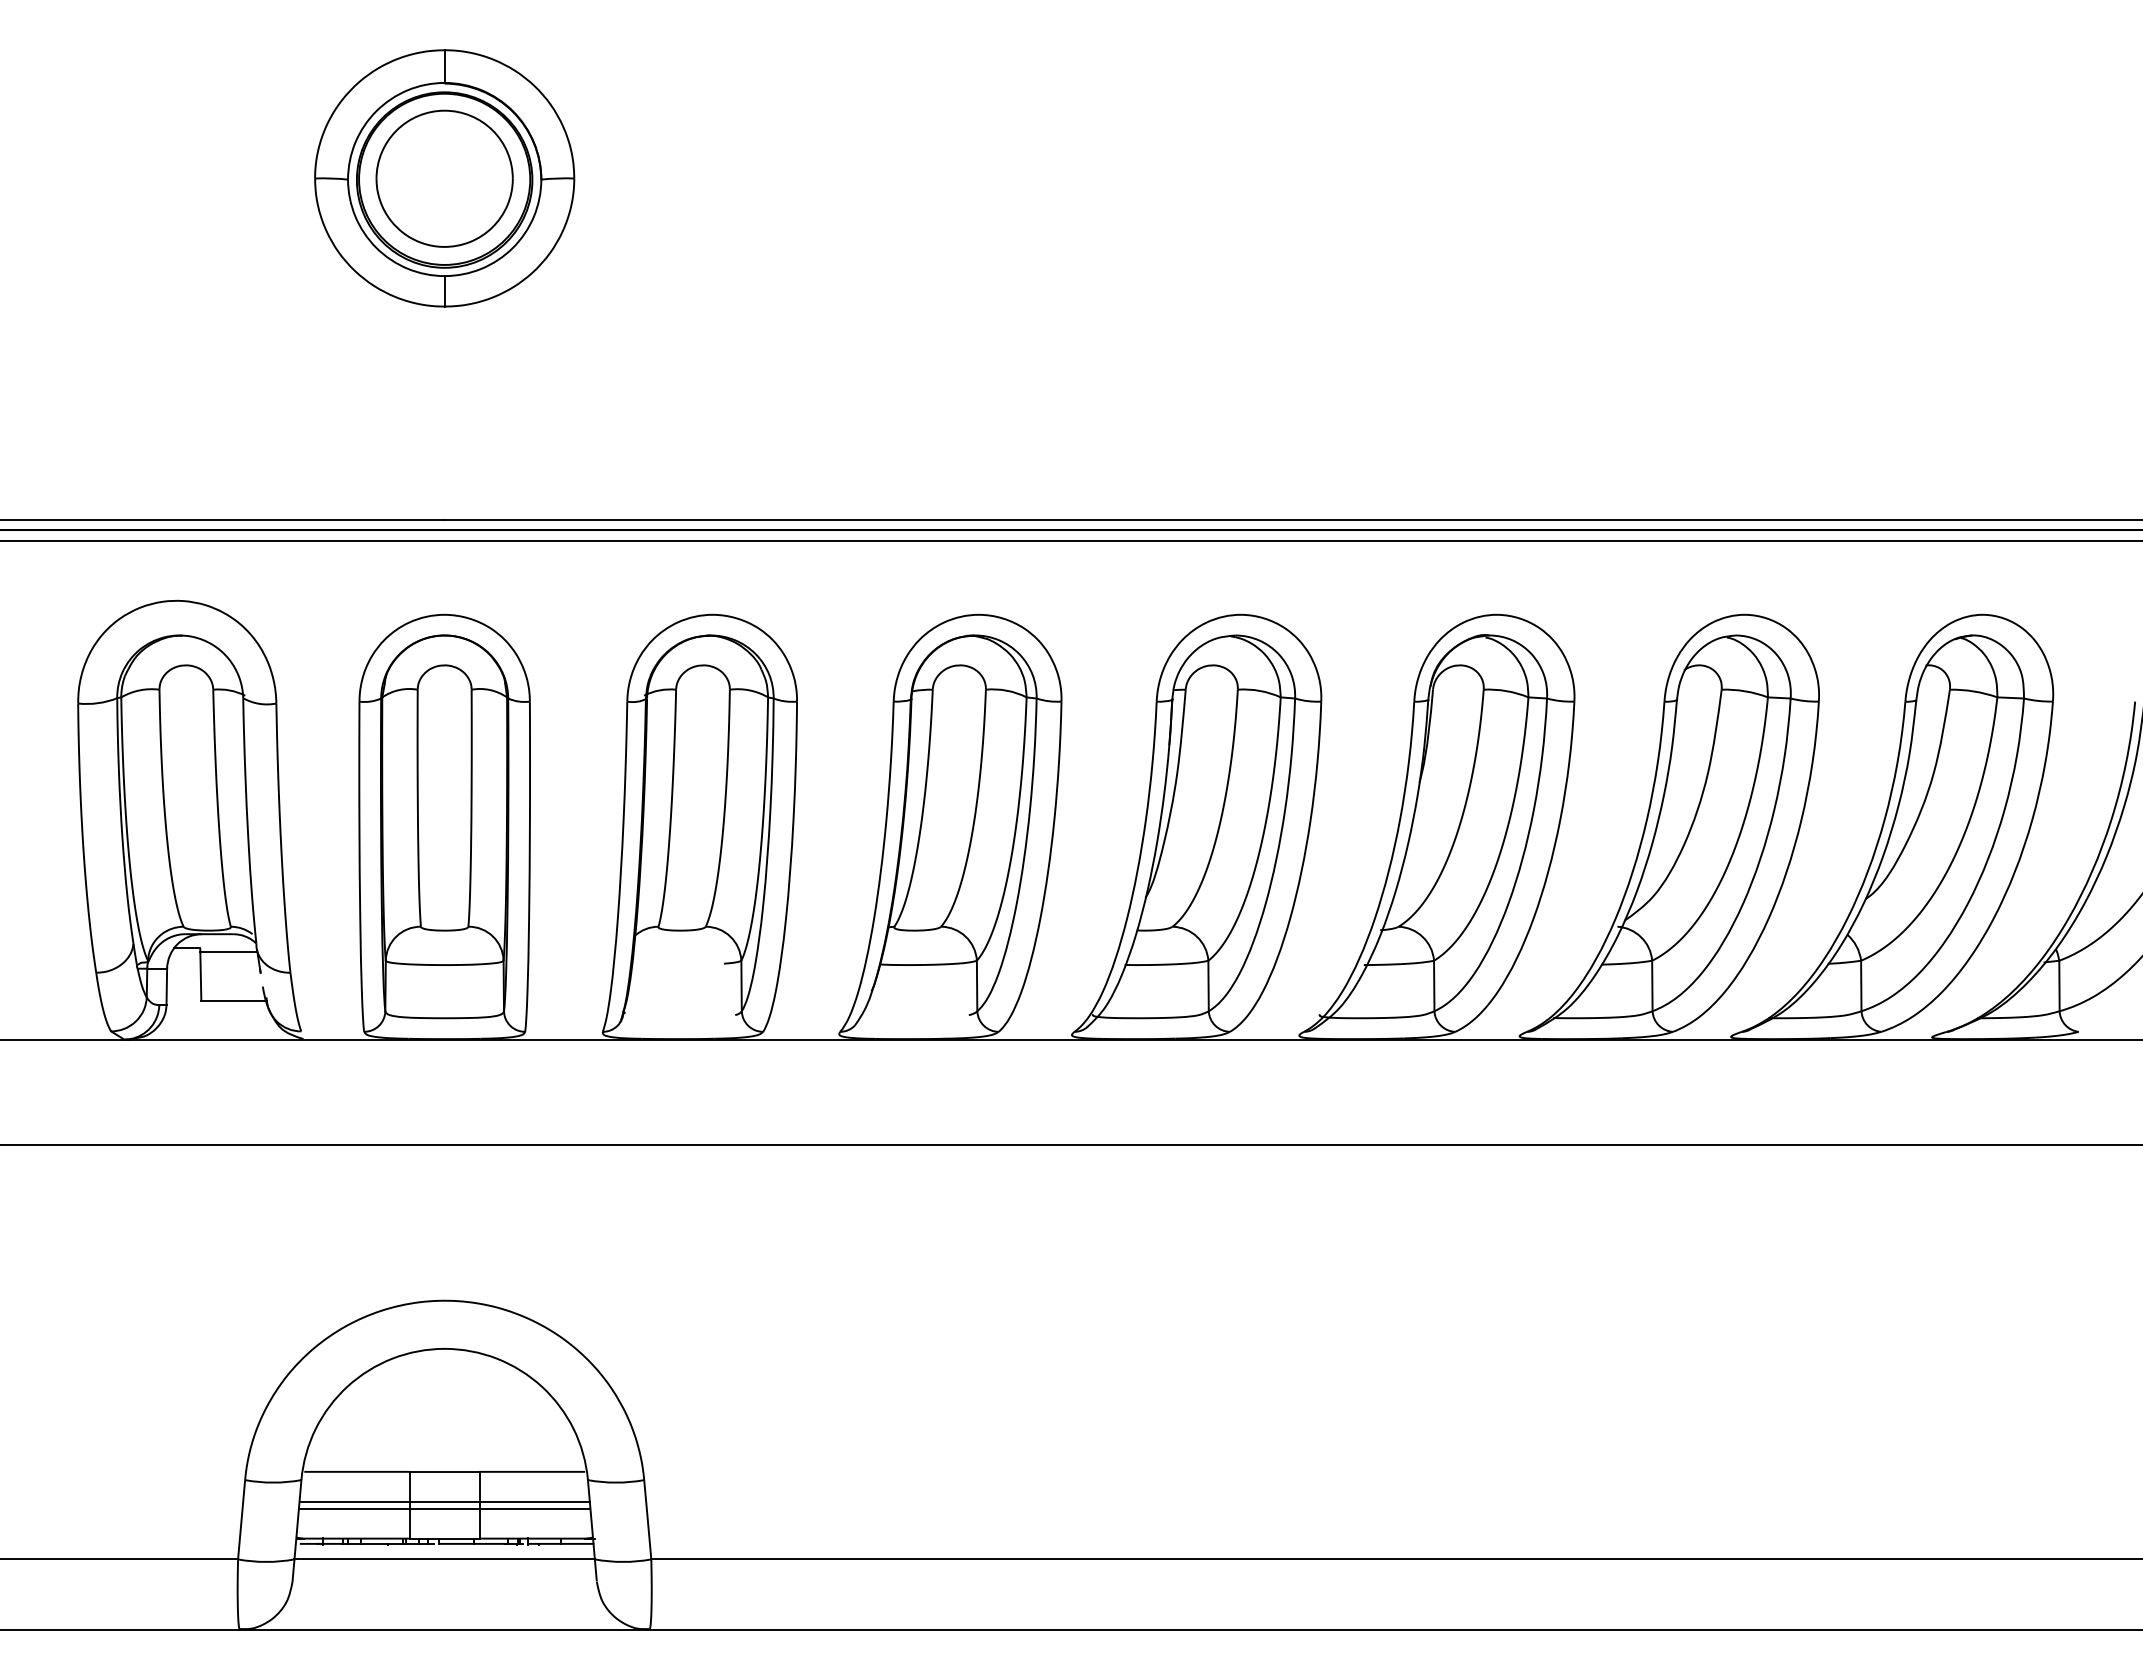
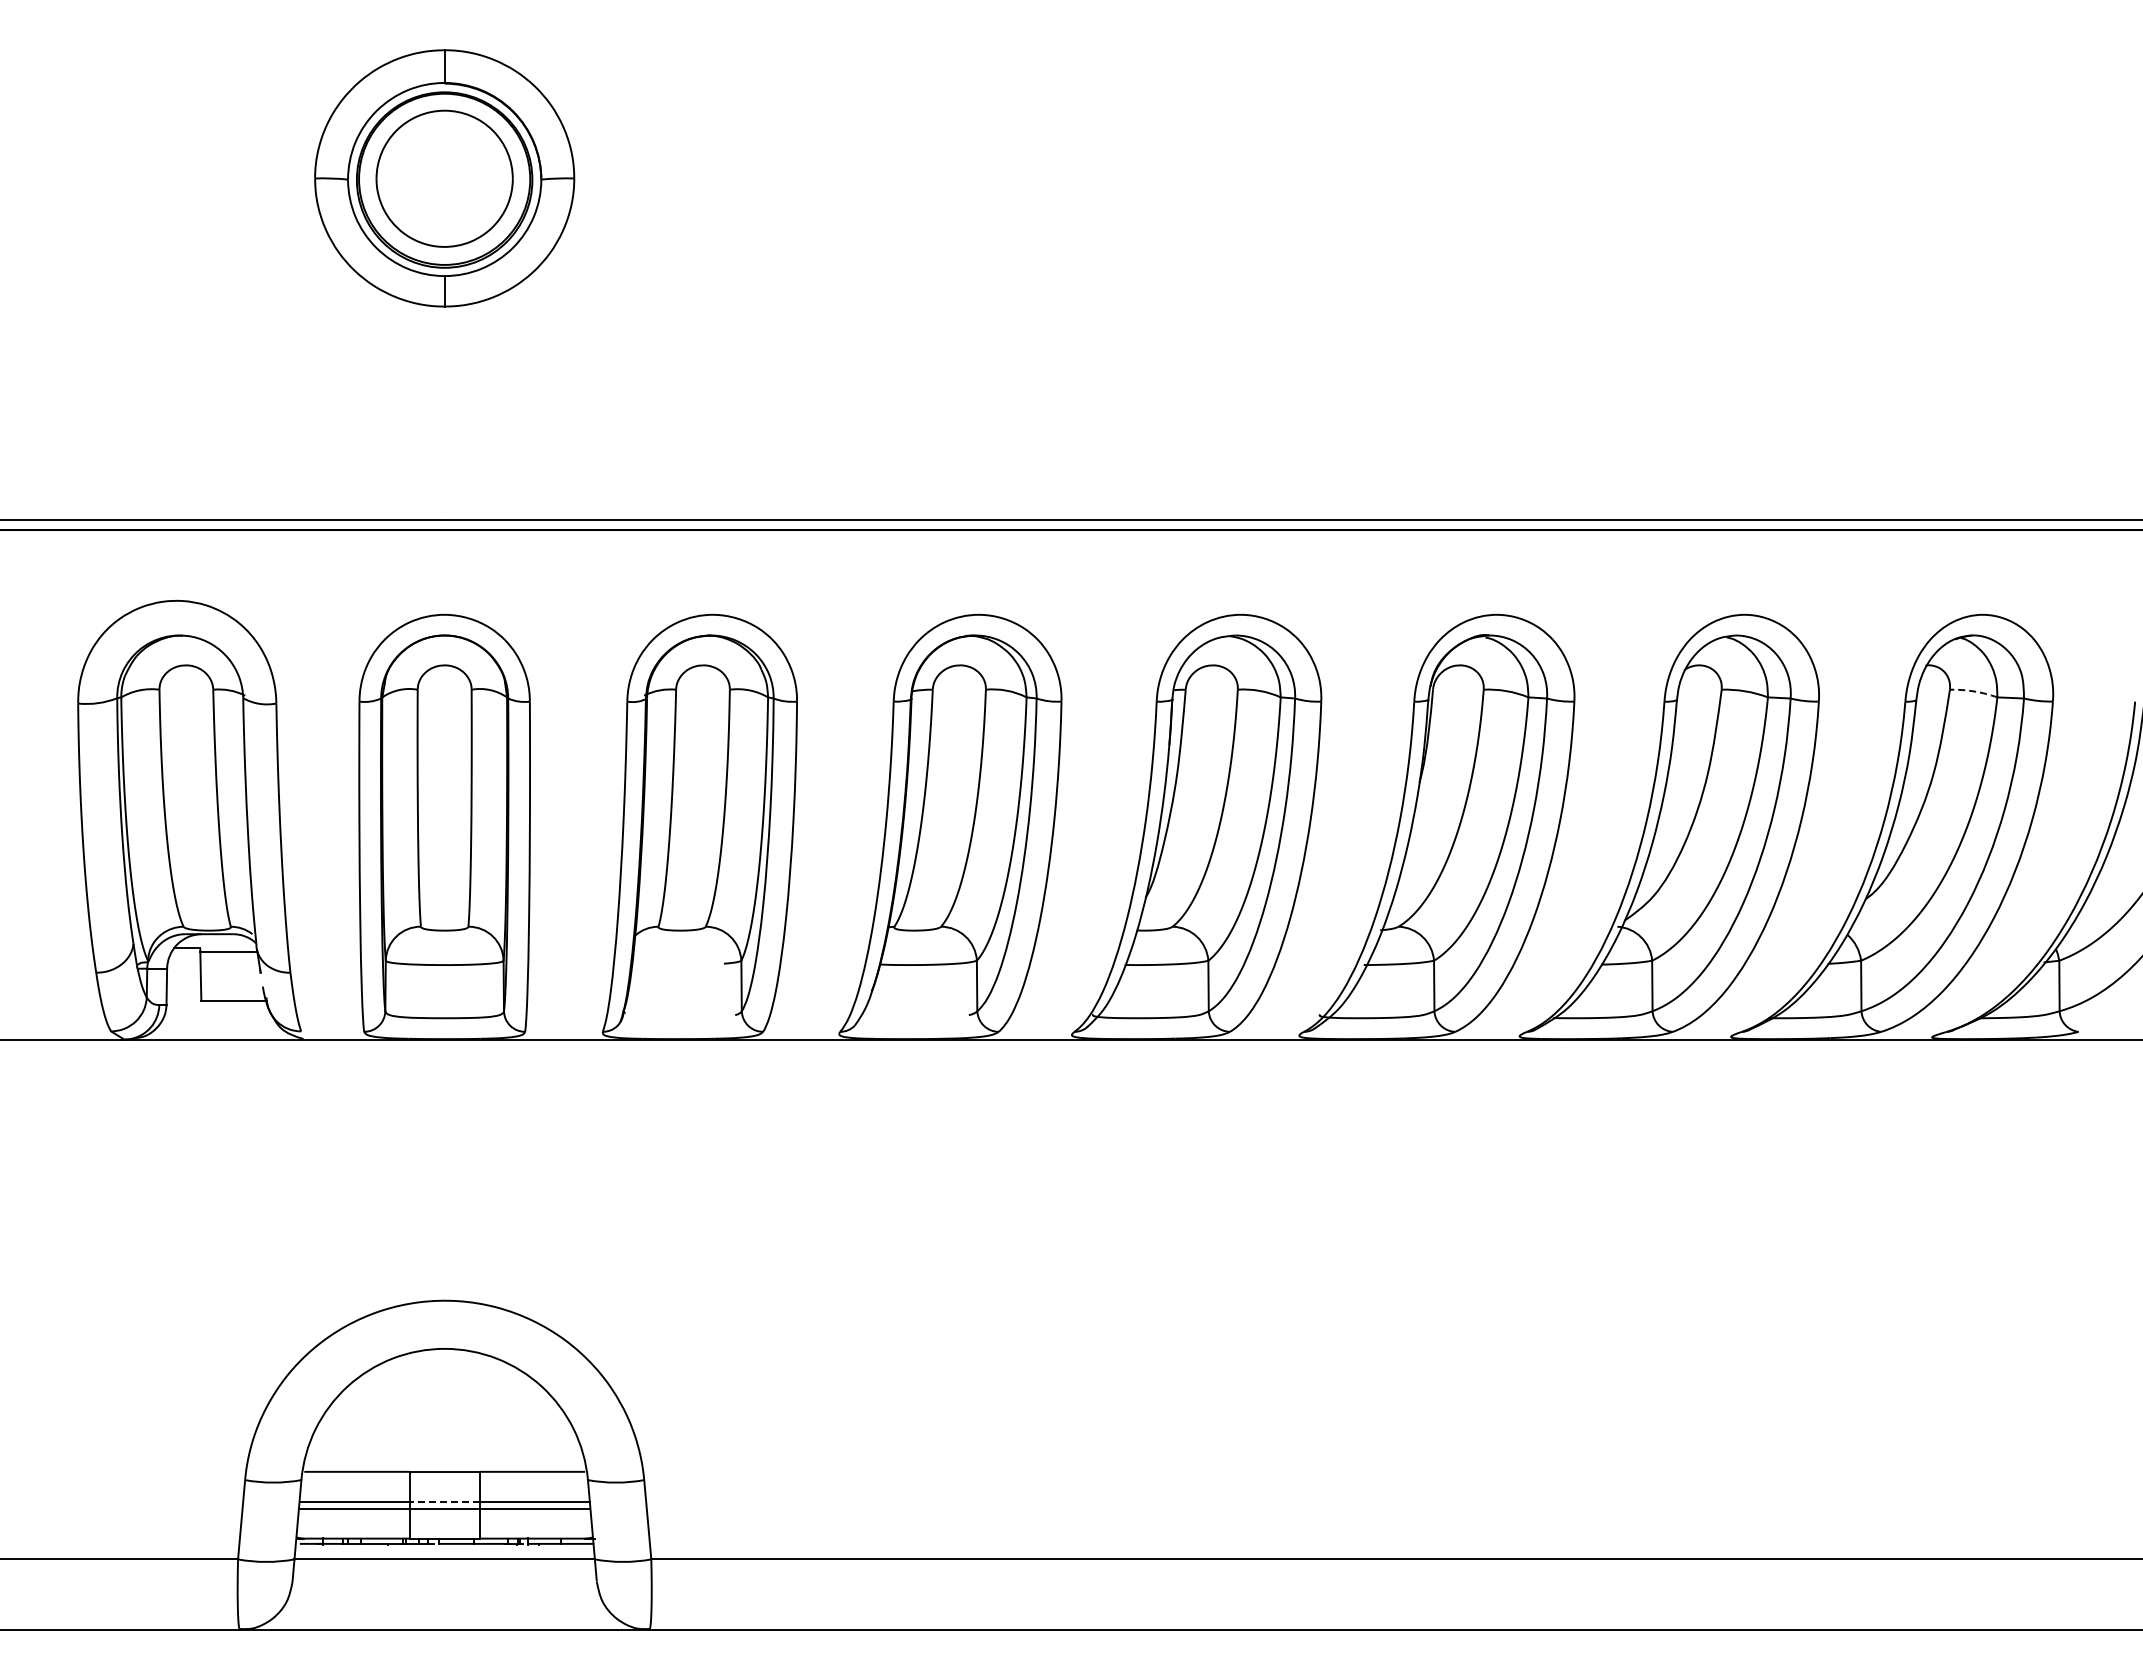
line: present -> none (1070, 541)
arc: solid -> dashed (1974, 691)
line: present -> none (1070, 1145)
line: solid -> dashed (444, 1501)
